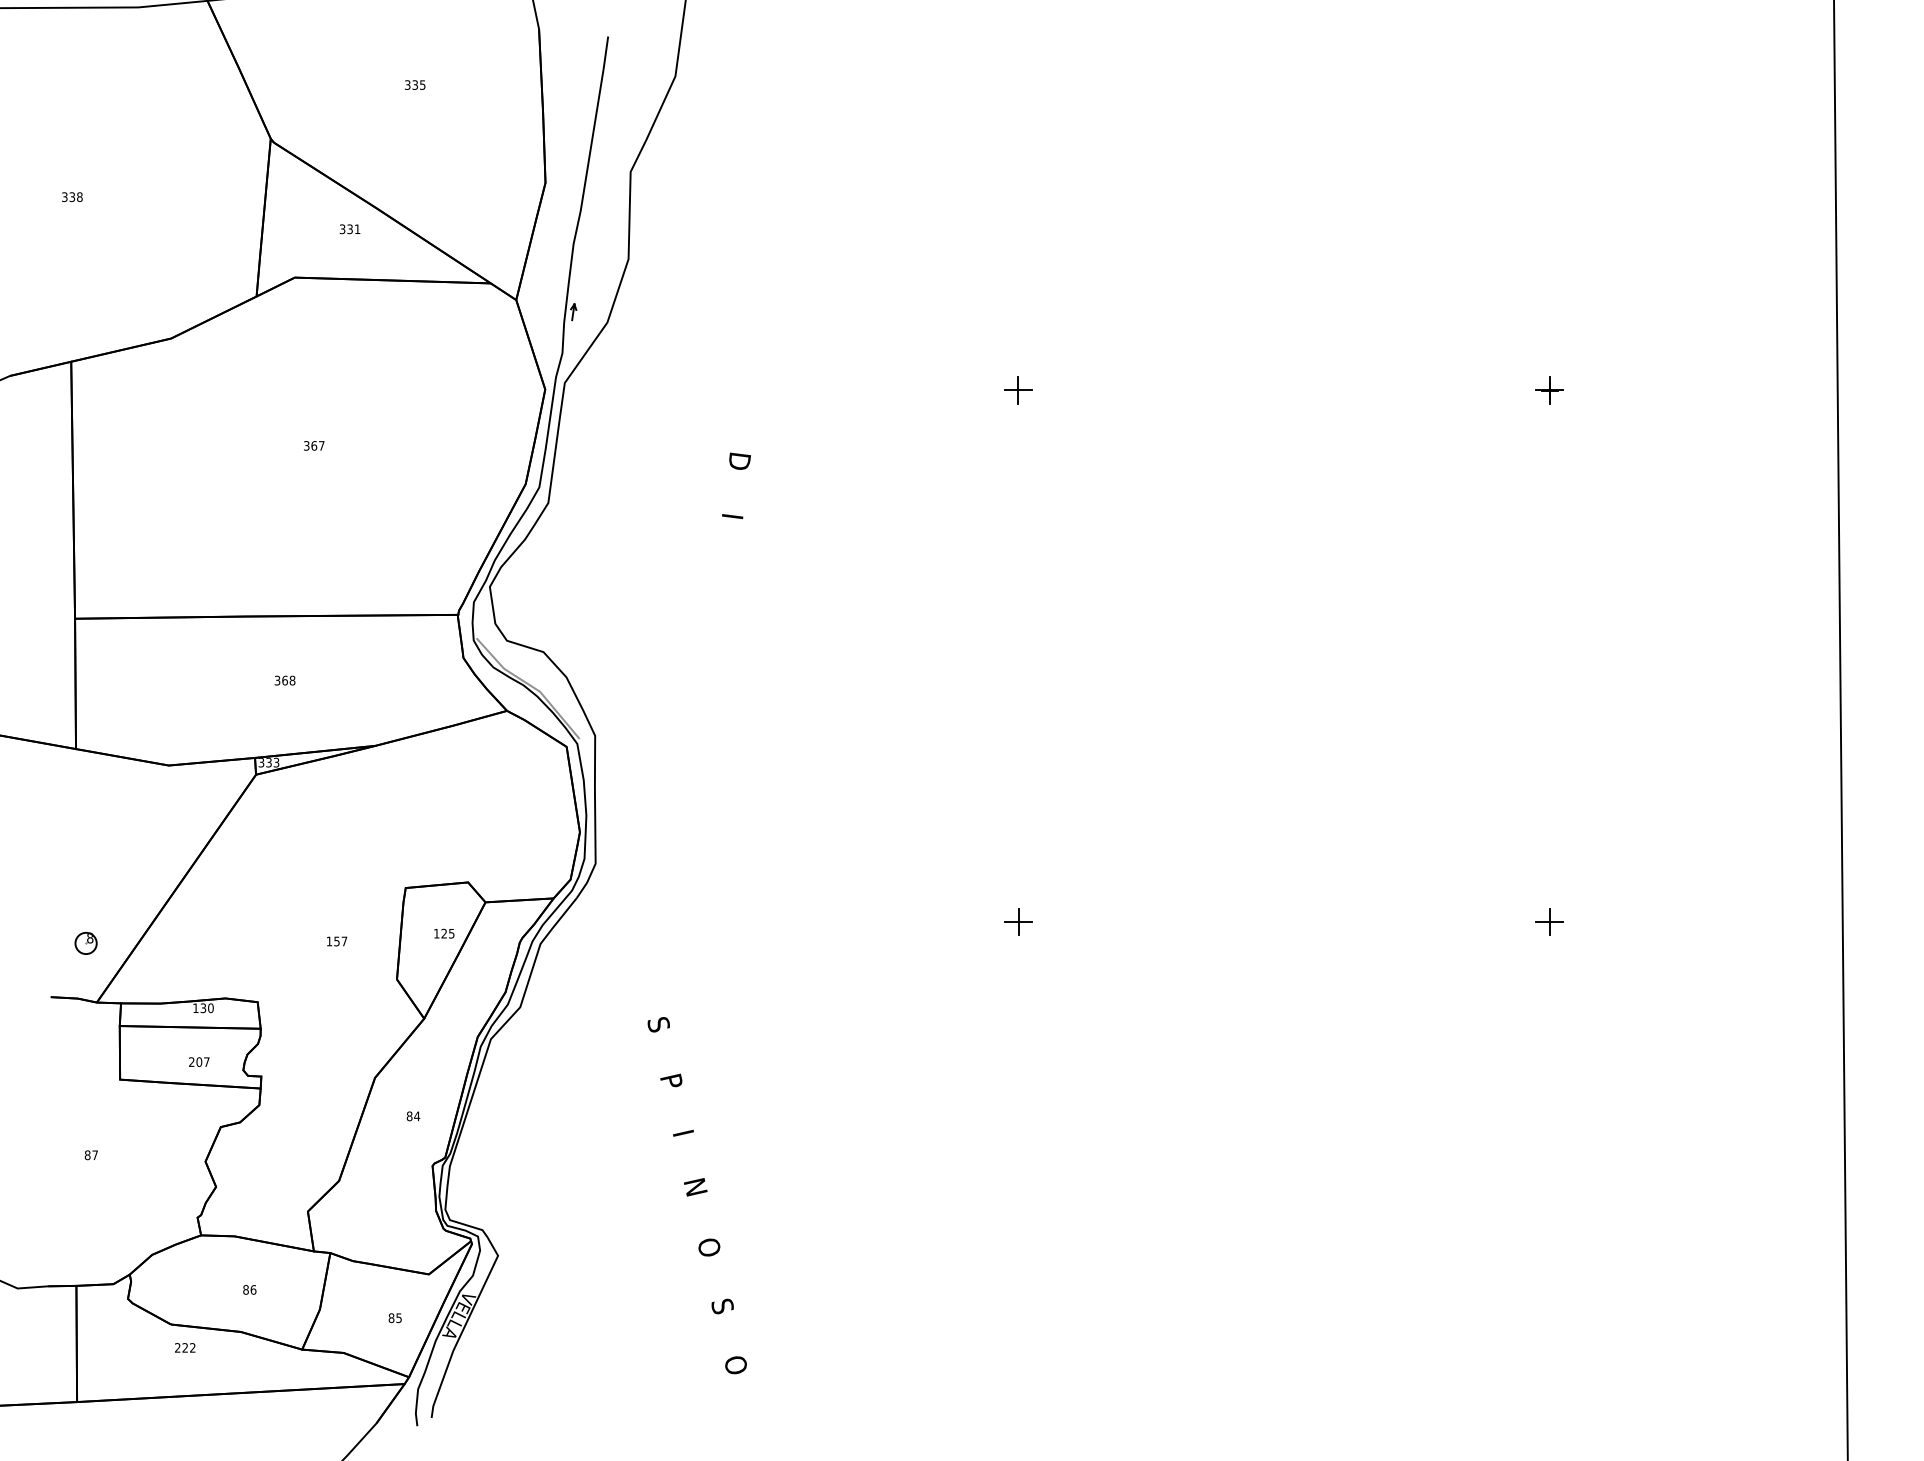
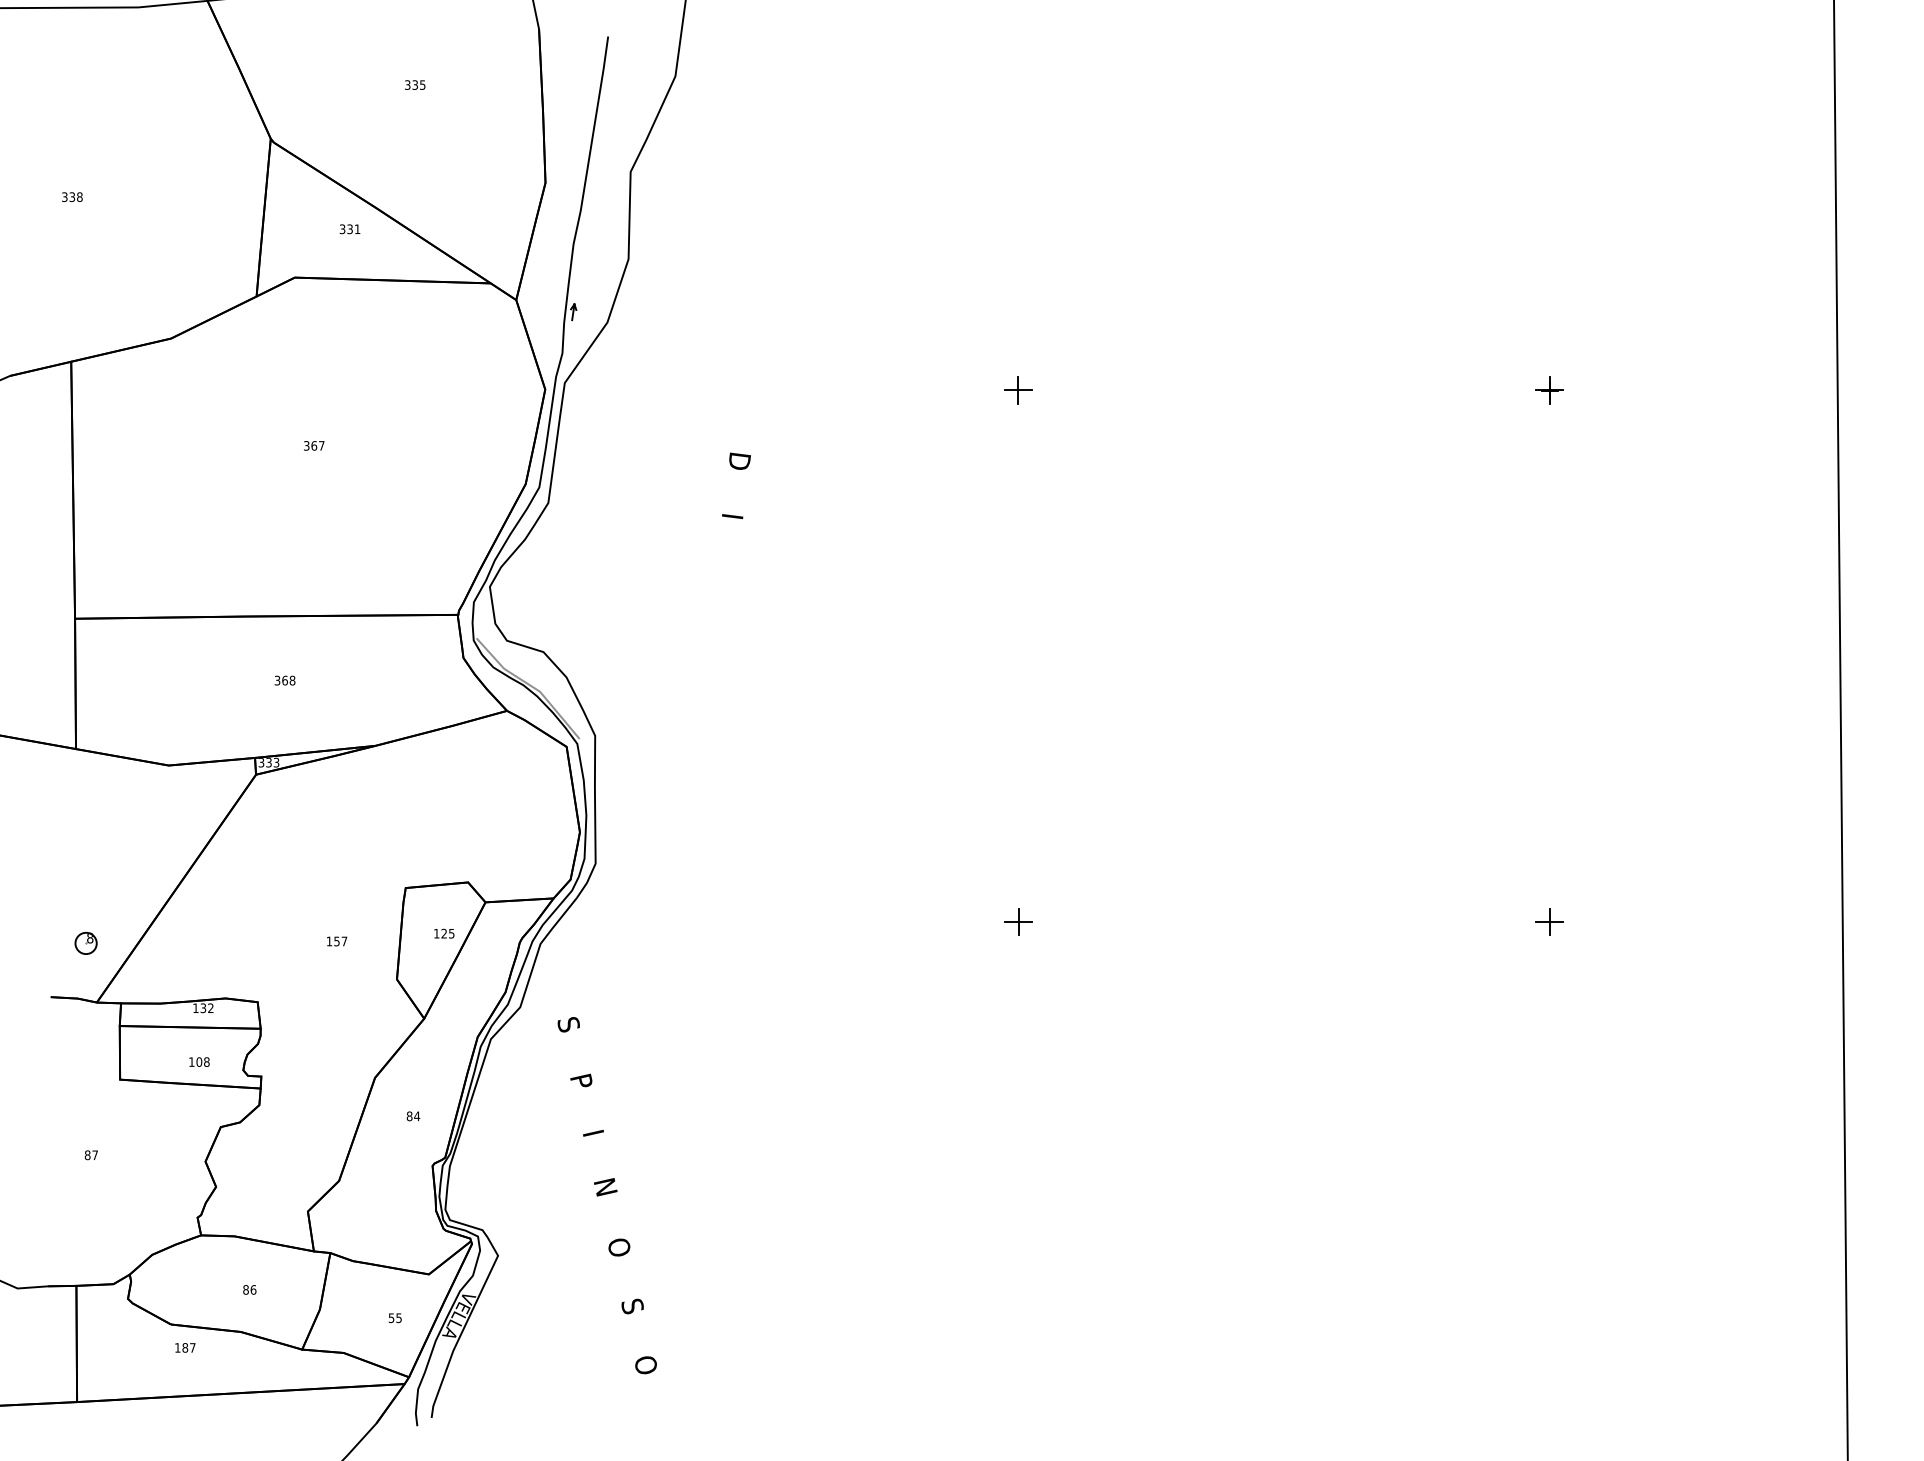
text: 130 -> 132 (210, 1008)
text: 207 -> 108 (199, 1061)
text position: (696, 1195) -> (606, 1195) (606, 1195)
text: 85 -> 55 (391, 1318)
text: 222 -> 187 (185, 1347)
